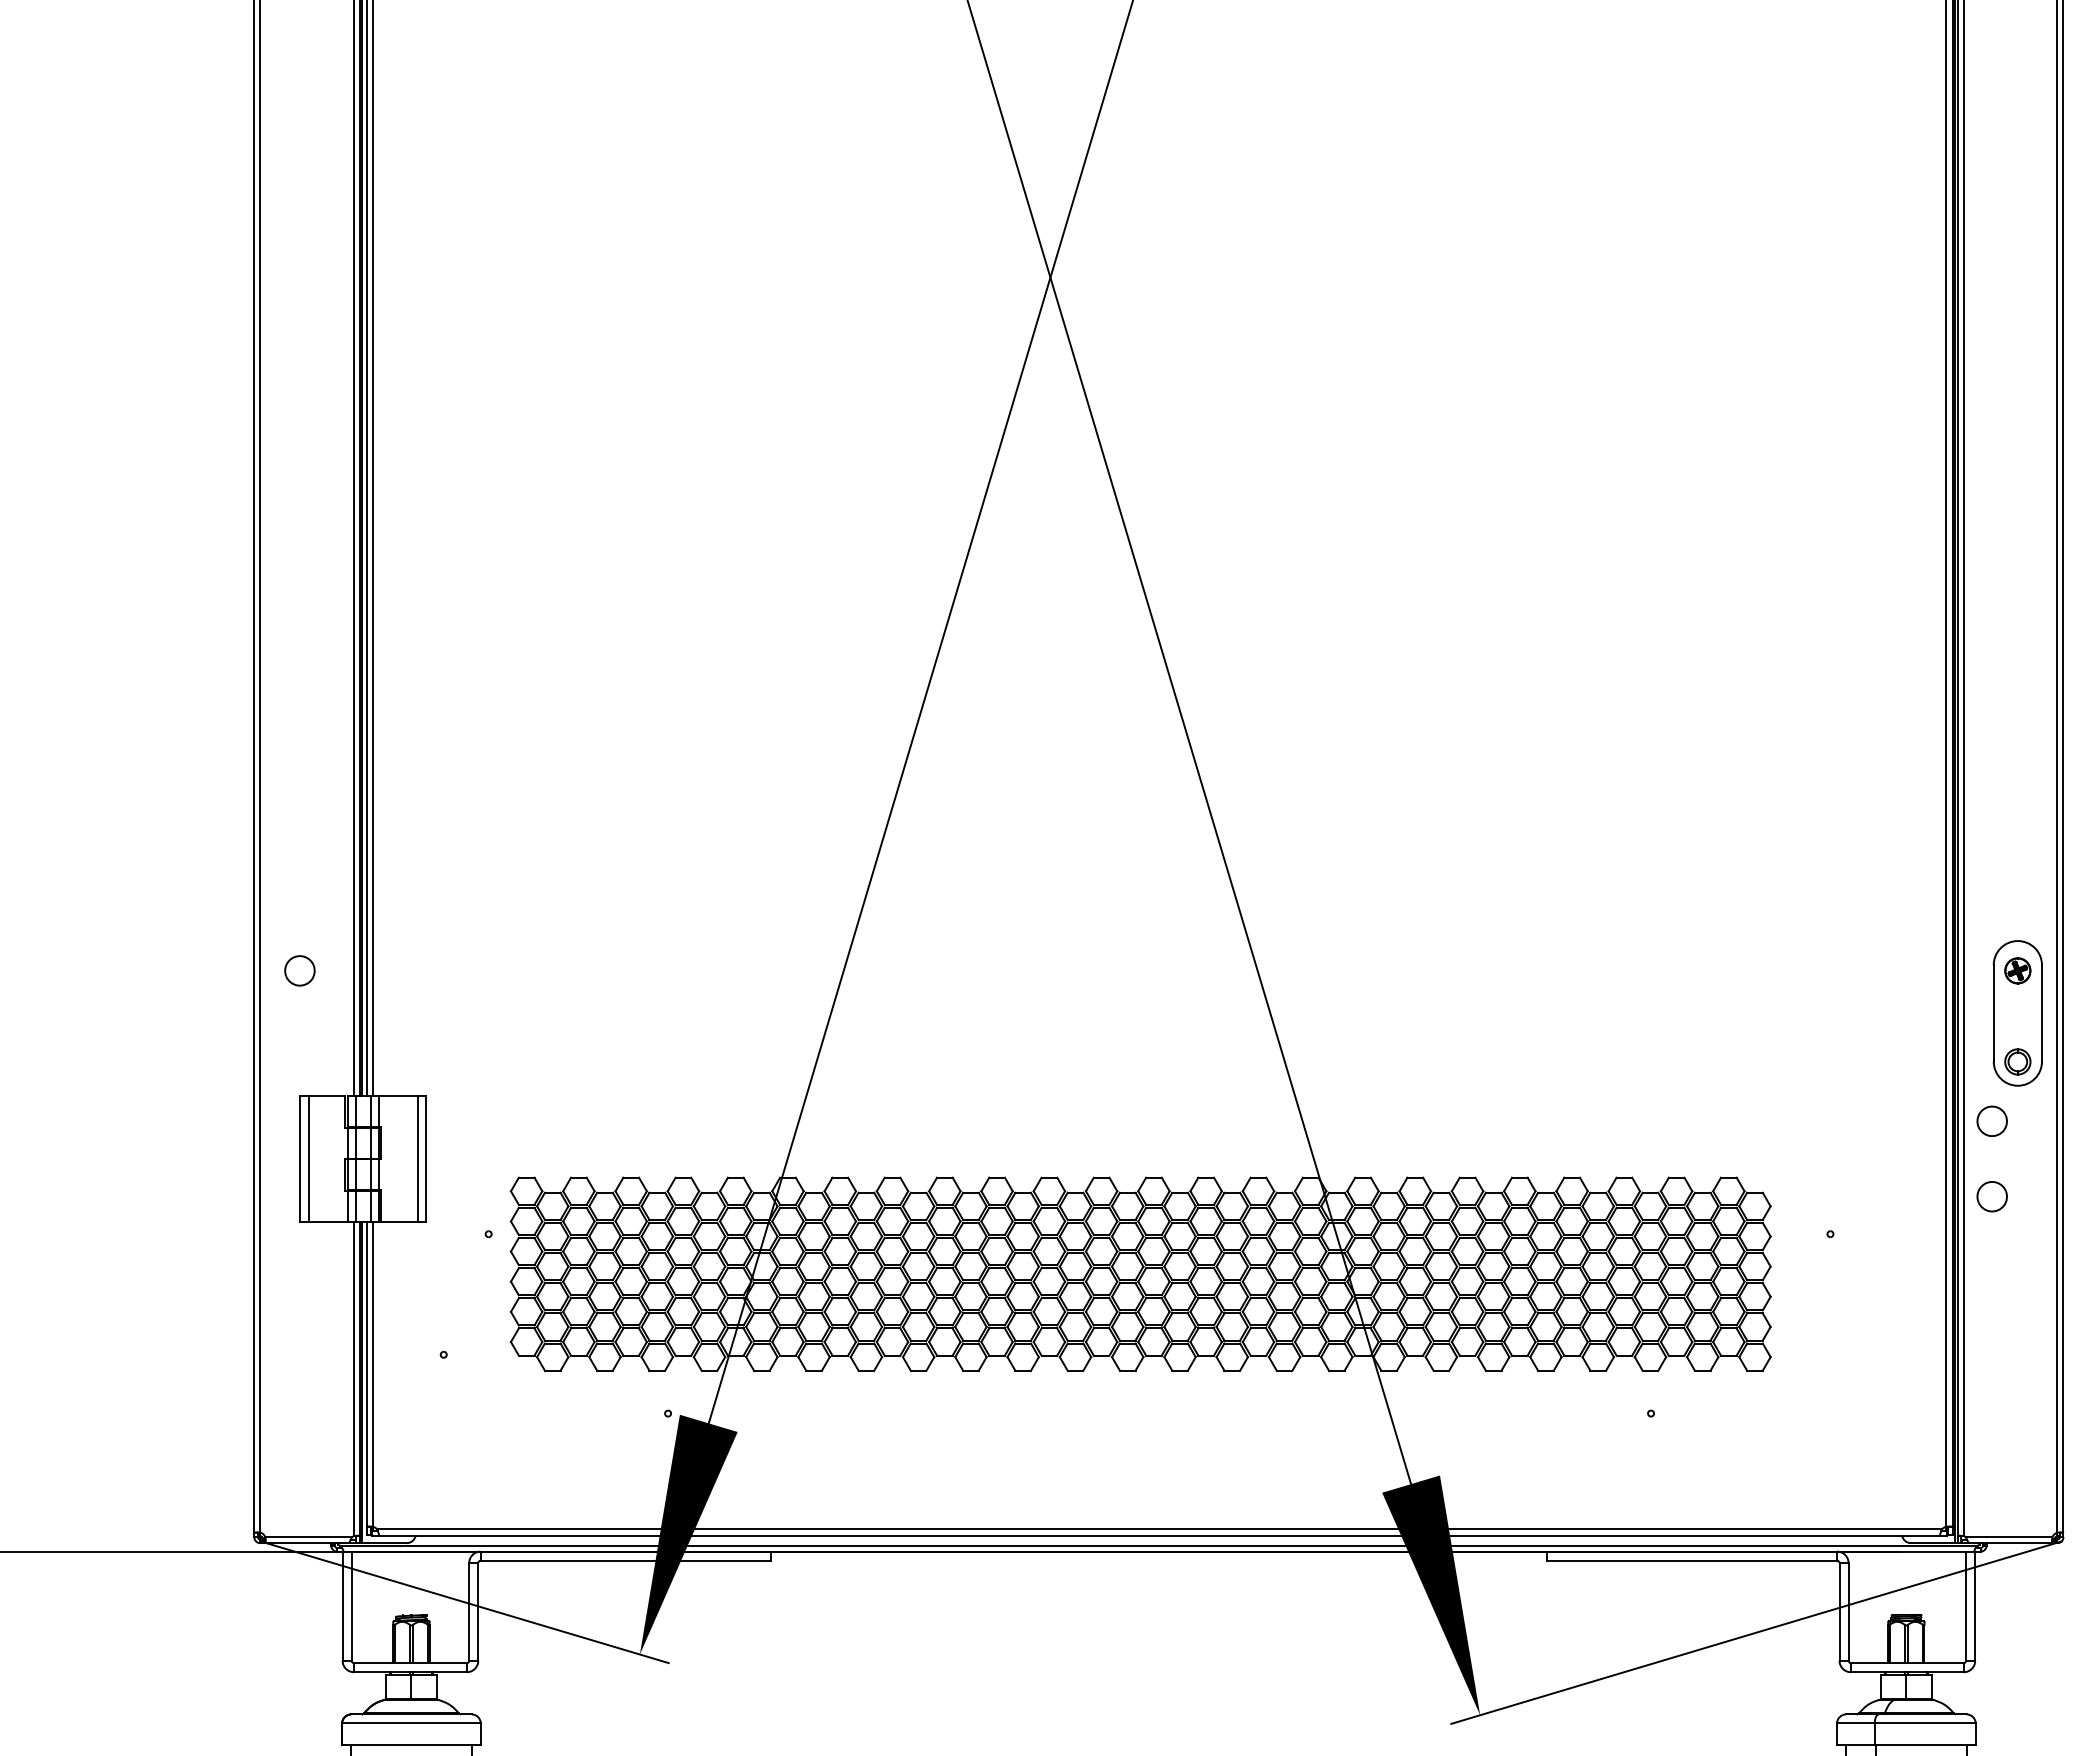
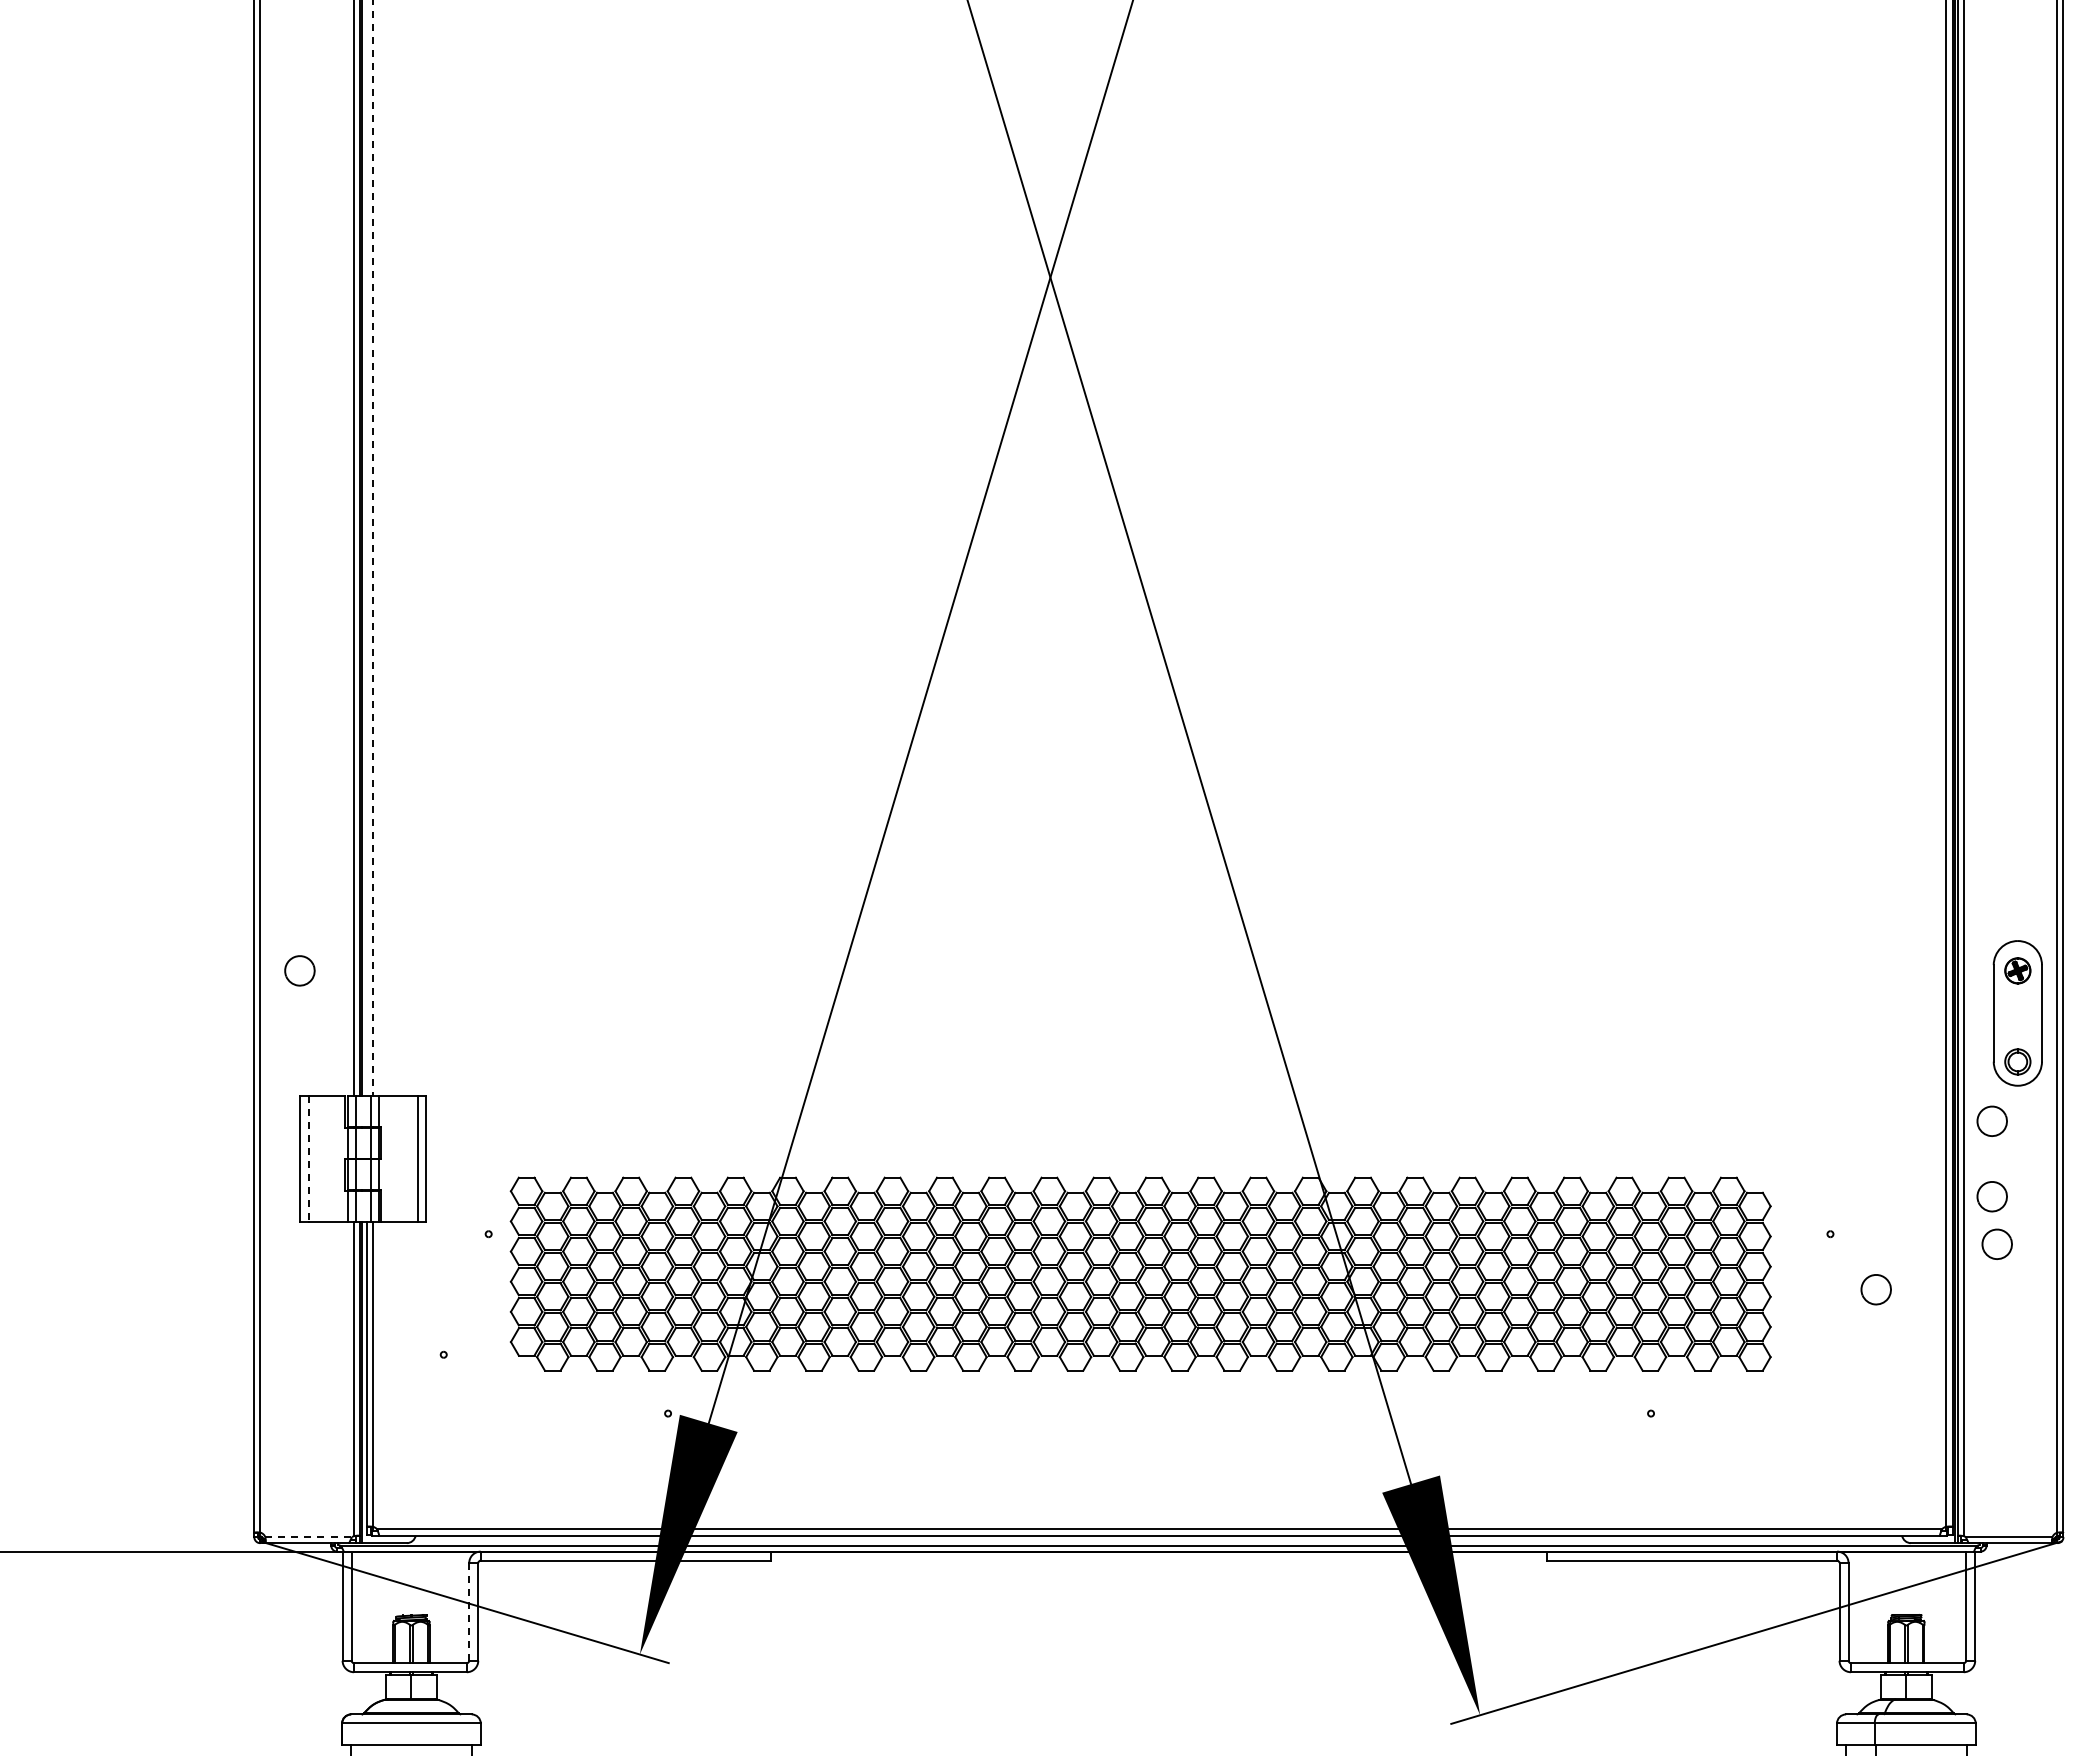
line: solid -> dashed (373, 548)
line: present -> none (366, 549)
line: solid -> dashed (308, 1158)
part: none -> present (1996, 1243)
part: none -> present (1875, 1289)
line: solid -> dashed (309, 1537)
line: solid -> dashed (469, 1611)
